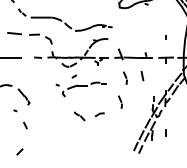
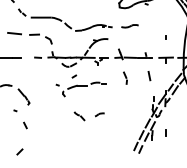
line: none -> present (129, 26)
line position: (142, 76) -> (149, 76) (149, 76)
part: present -> none (120, 101)
